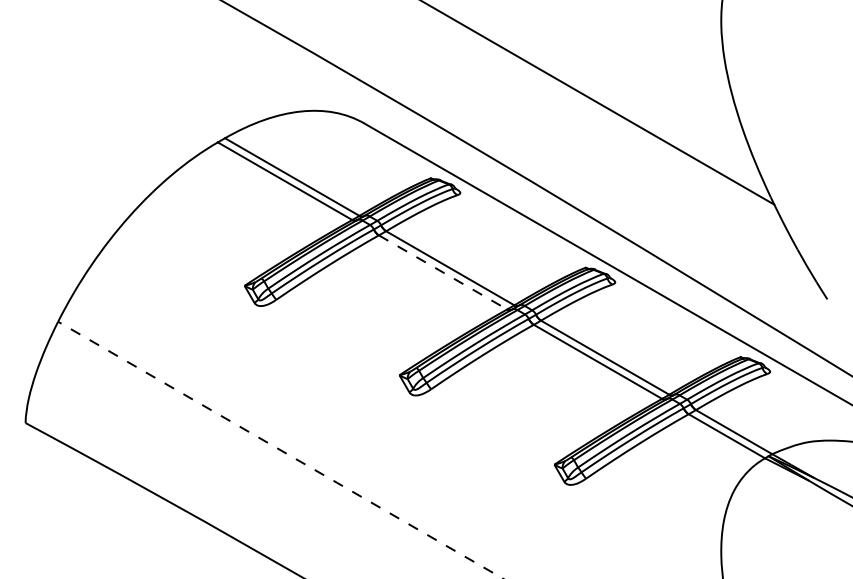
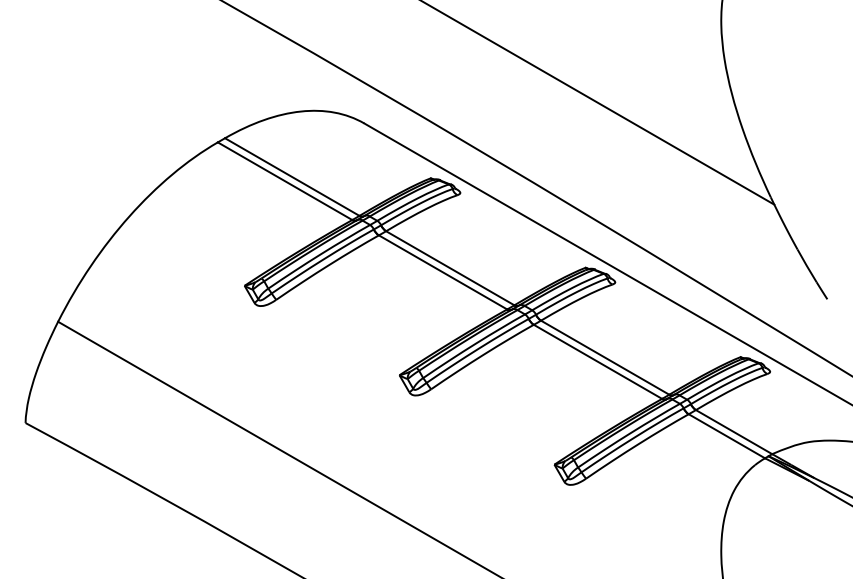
line: dashed -> solid (443, 272)
line: dashed -> solid (280, 450)
